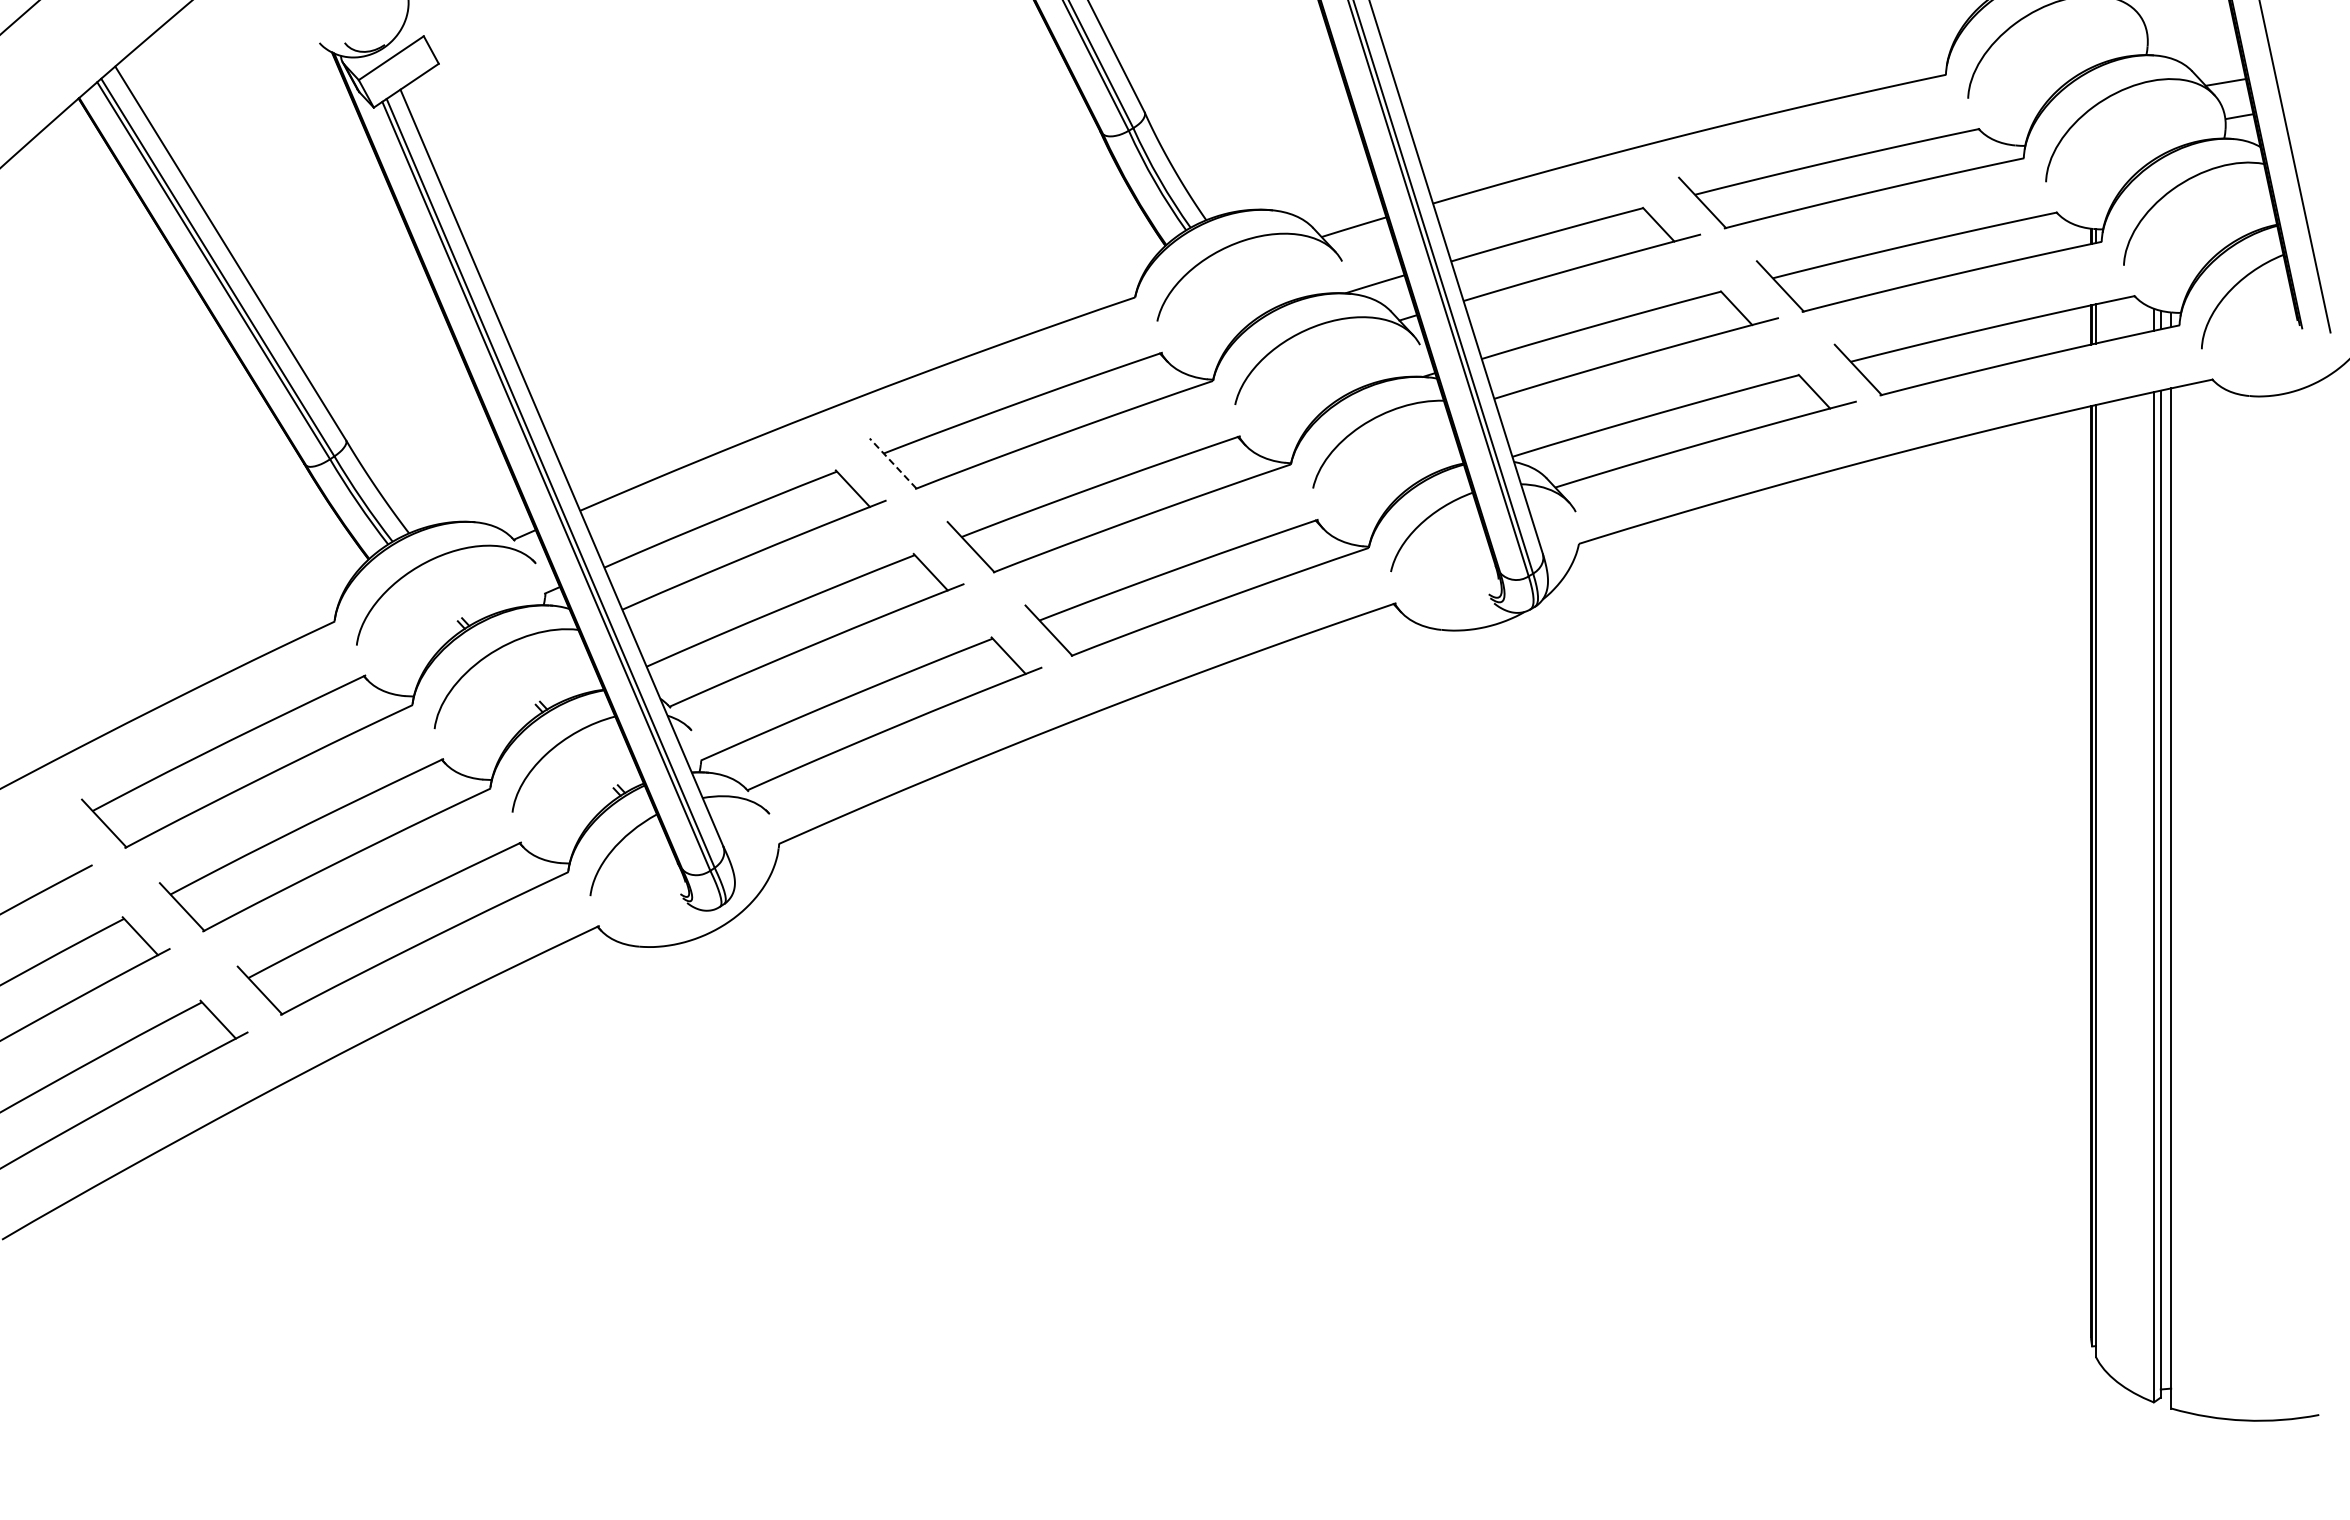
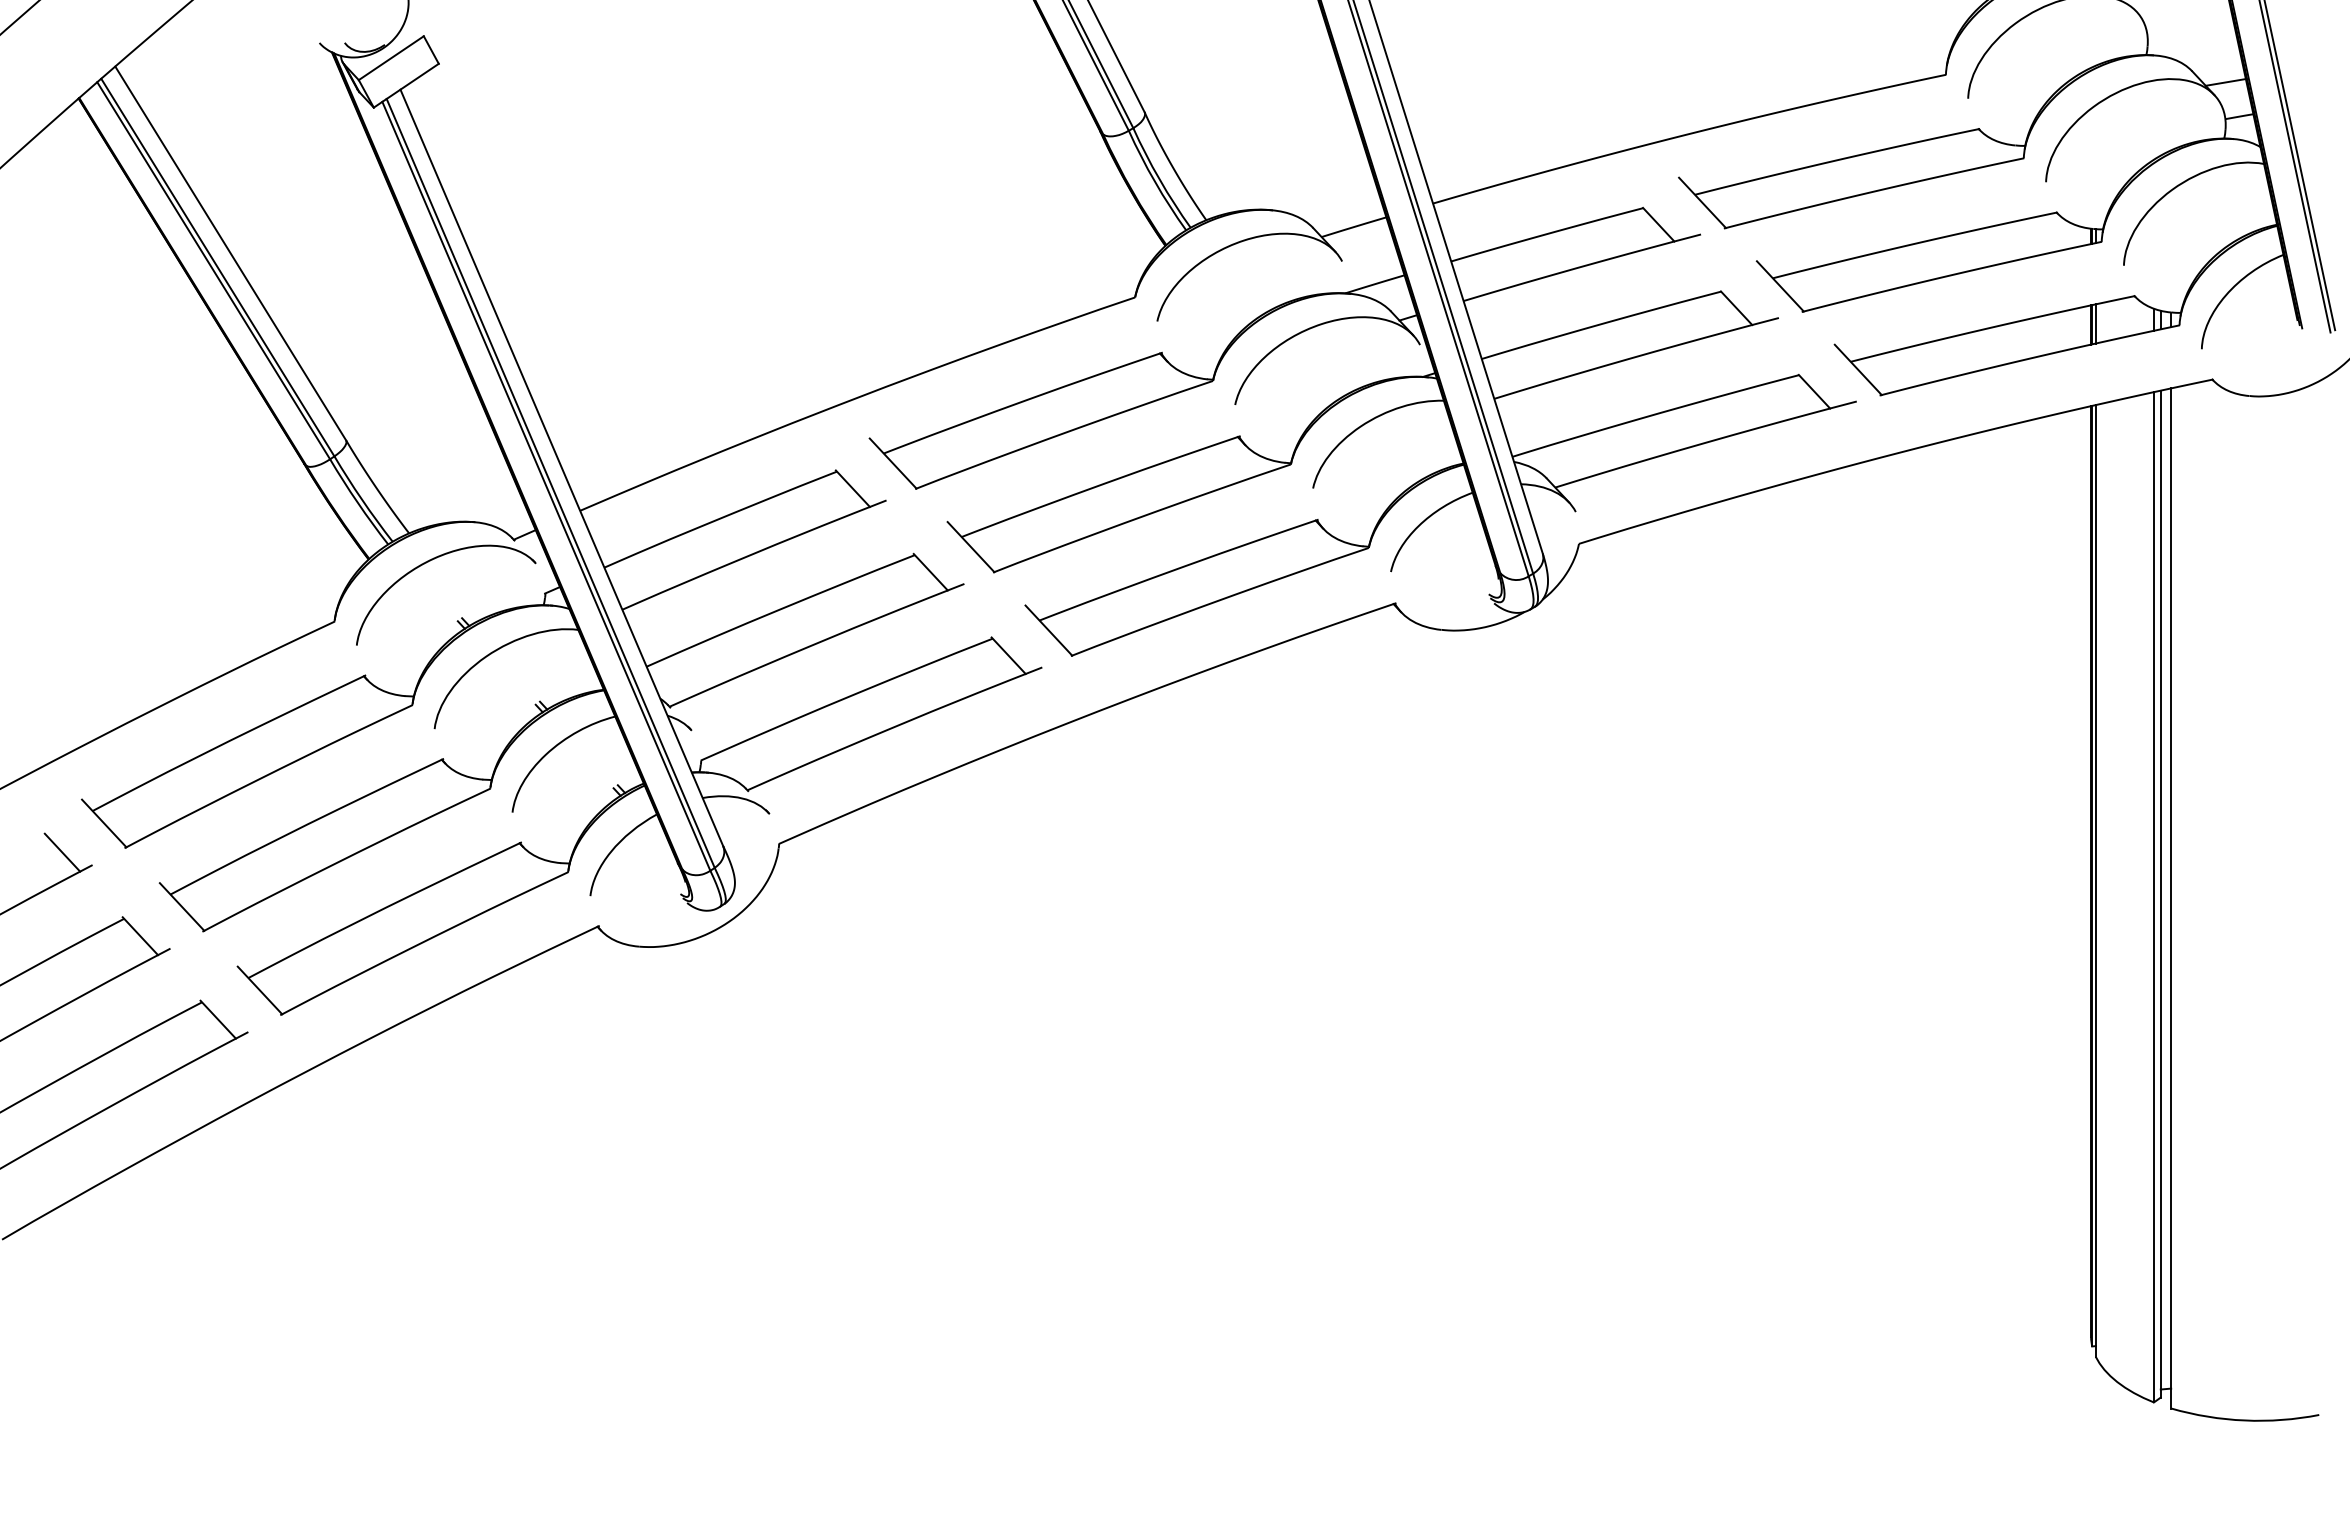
line: none -> present (2299, 166)
line: dashed -> solid (892, 463)
line: none -> present (62, 852)
